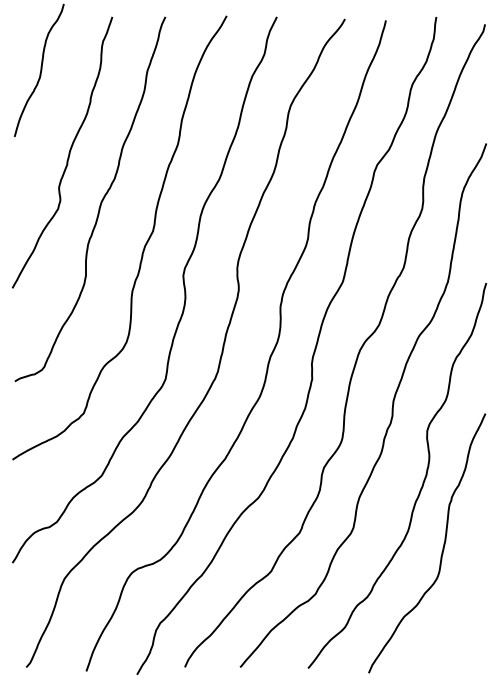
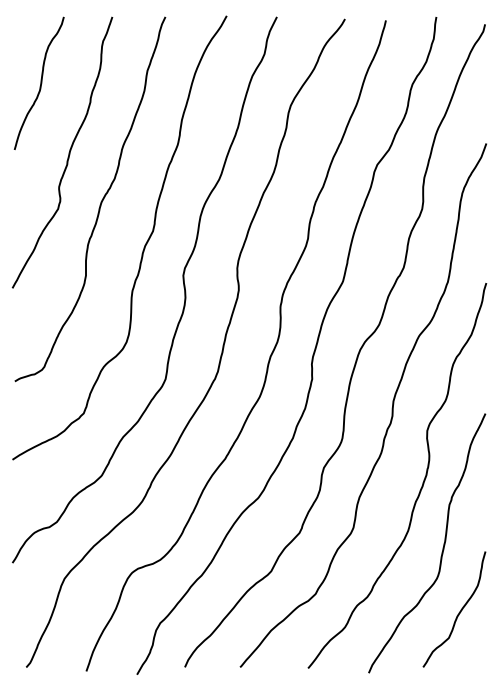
curve position: (40, 69) -> (40, 82) (40, 82)
curve: none -> present (458, 612)
